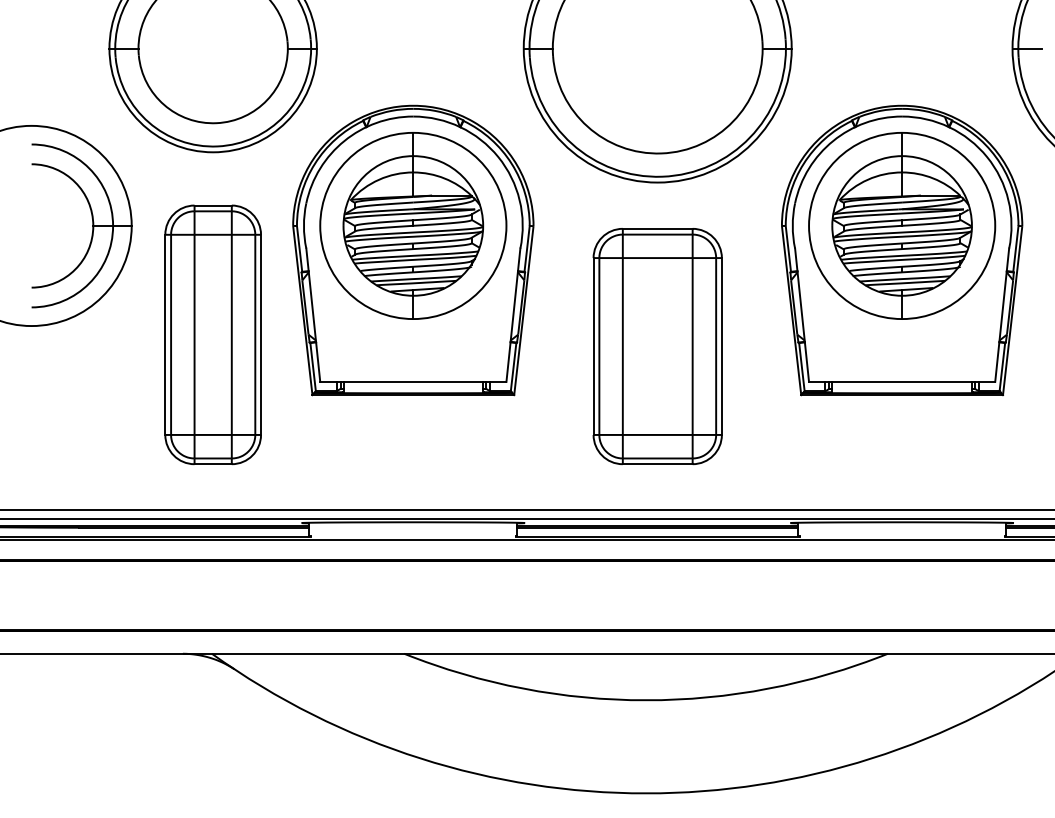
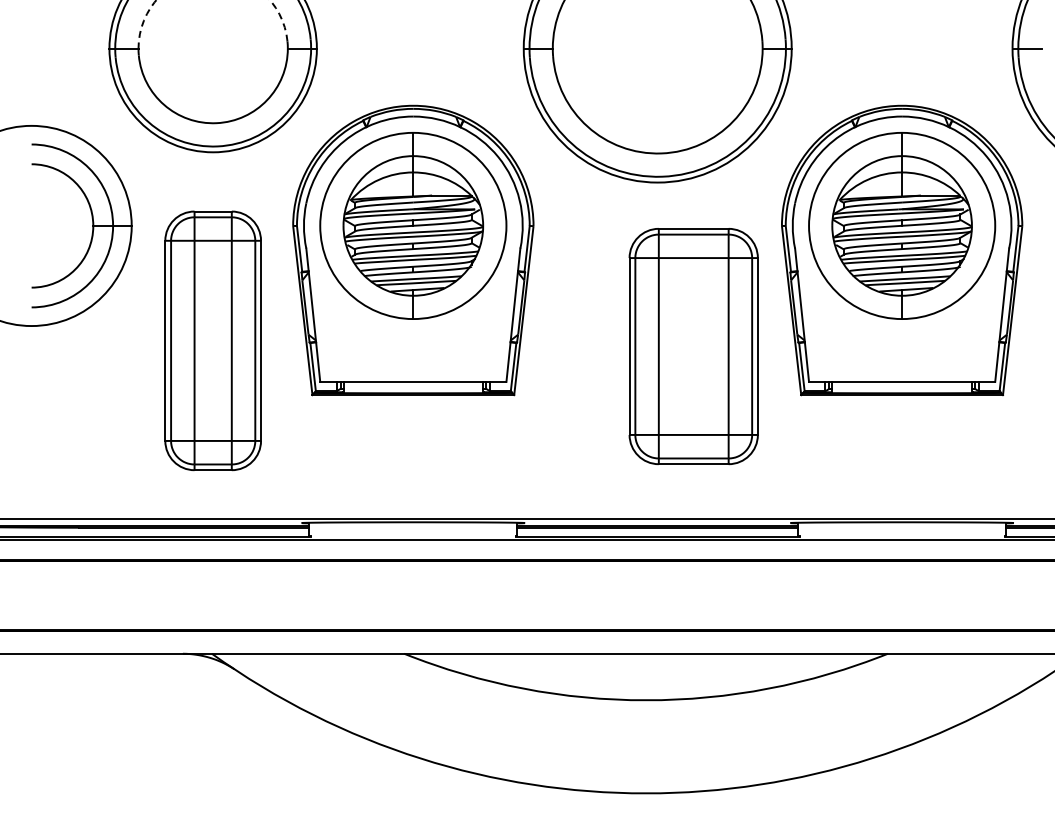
arc: solid -> dashed (154, 2)
part position: (212, 334) -> (212, 340) (212, 340)
part position: (657, 346) -> (693, 346) (693, 346)
line: present -> none (526, 509)
